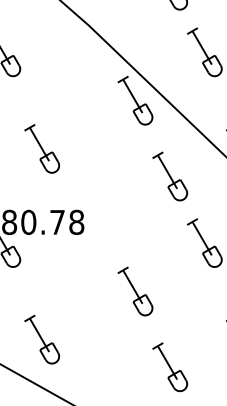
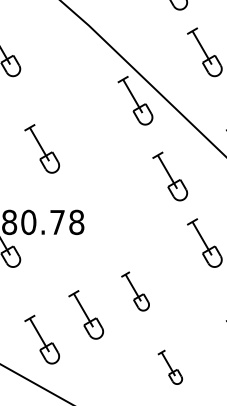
part size: 37x51 px -> 29x41 px (135, 291)
part: none -> present (85, 314)
part size: 37x51 px -> 27x36 px (170, 366)
